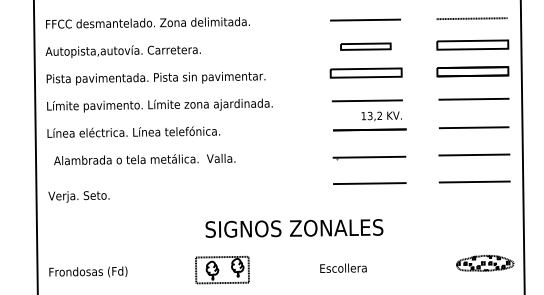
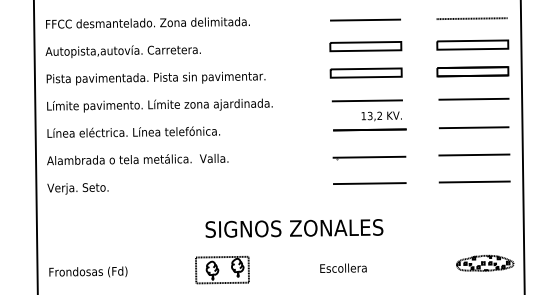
part size: 52x9 px -> 74x12 px (365, 46)
text position: (144, 159) -> (137, 159) (137, 159)
text position: (78, 196) -> (77, 188) (77, 188)
